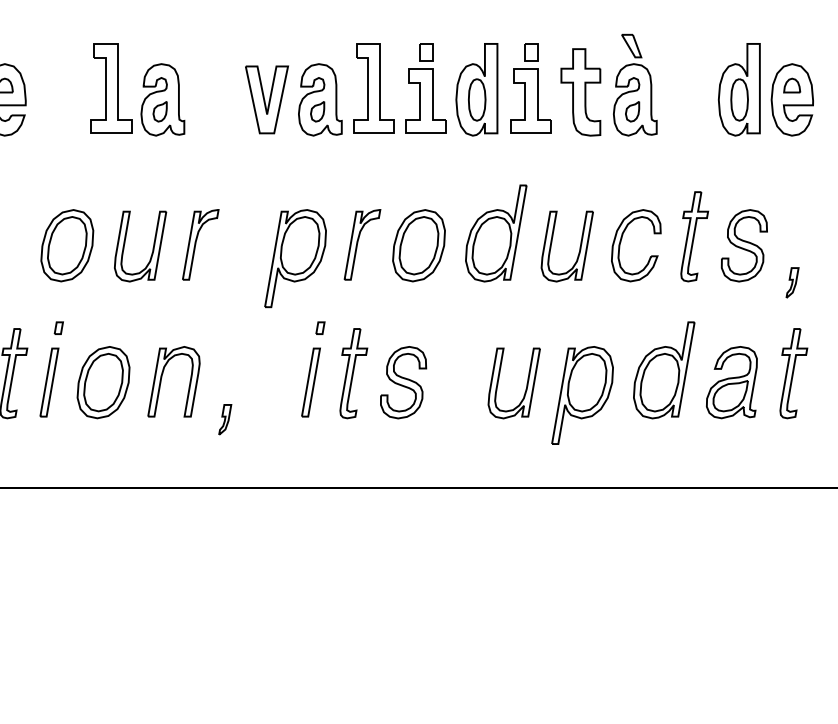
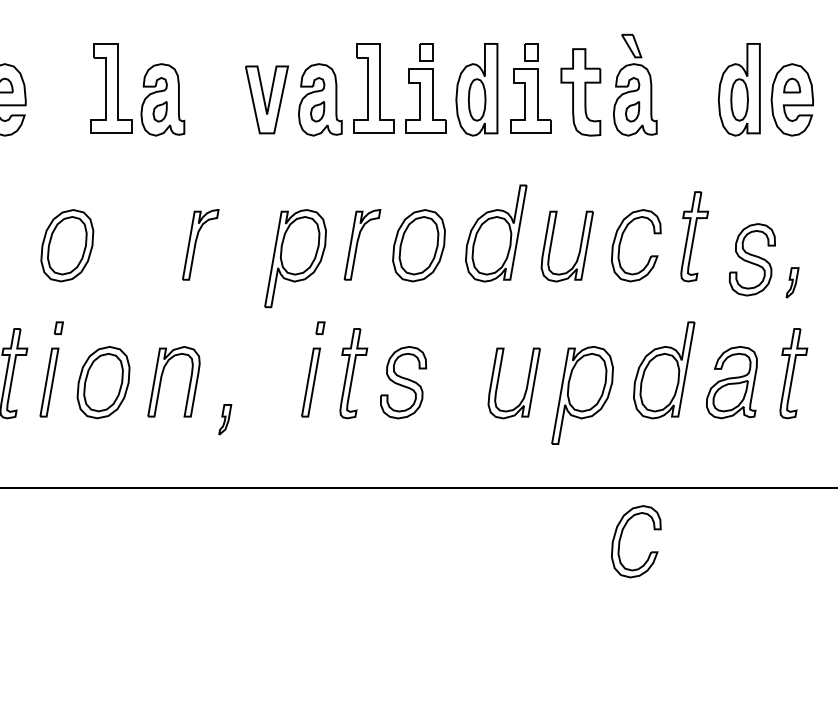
part position: (743, 245) -> (751, 259) (751, 259)
part: present -> none (152, 247)
part: none -> present (621, 538)
